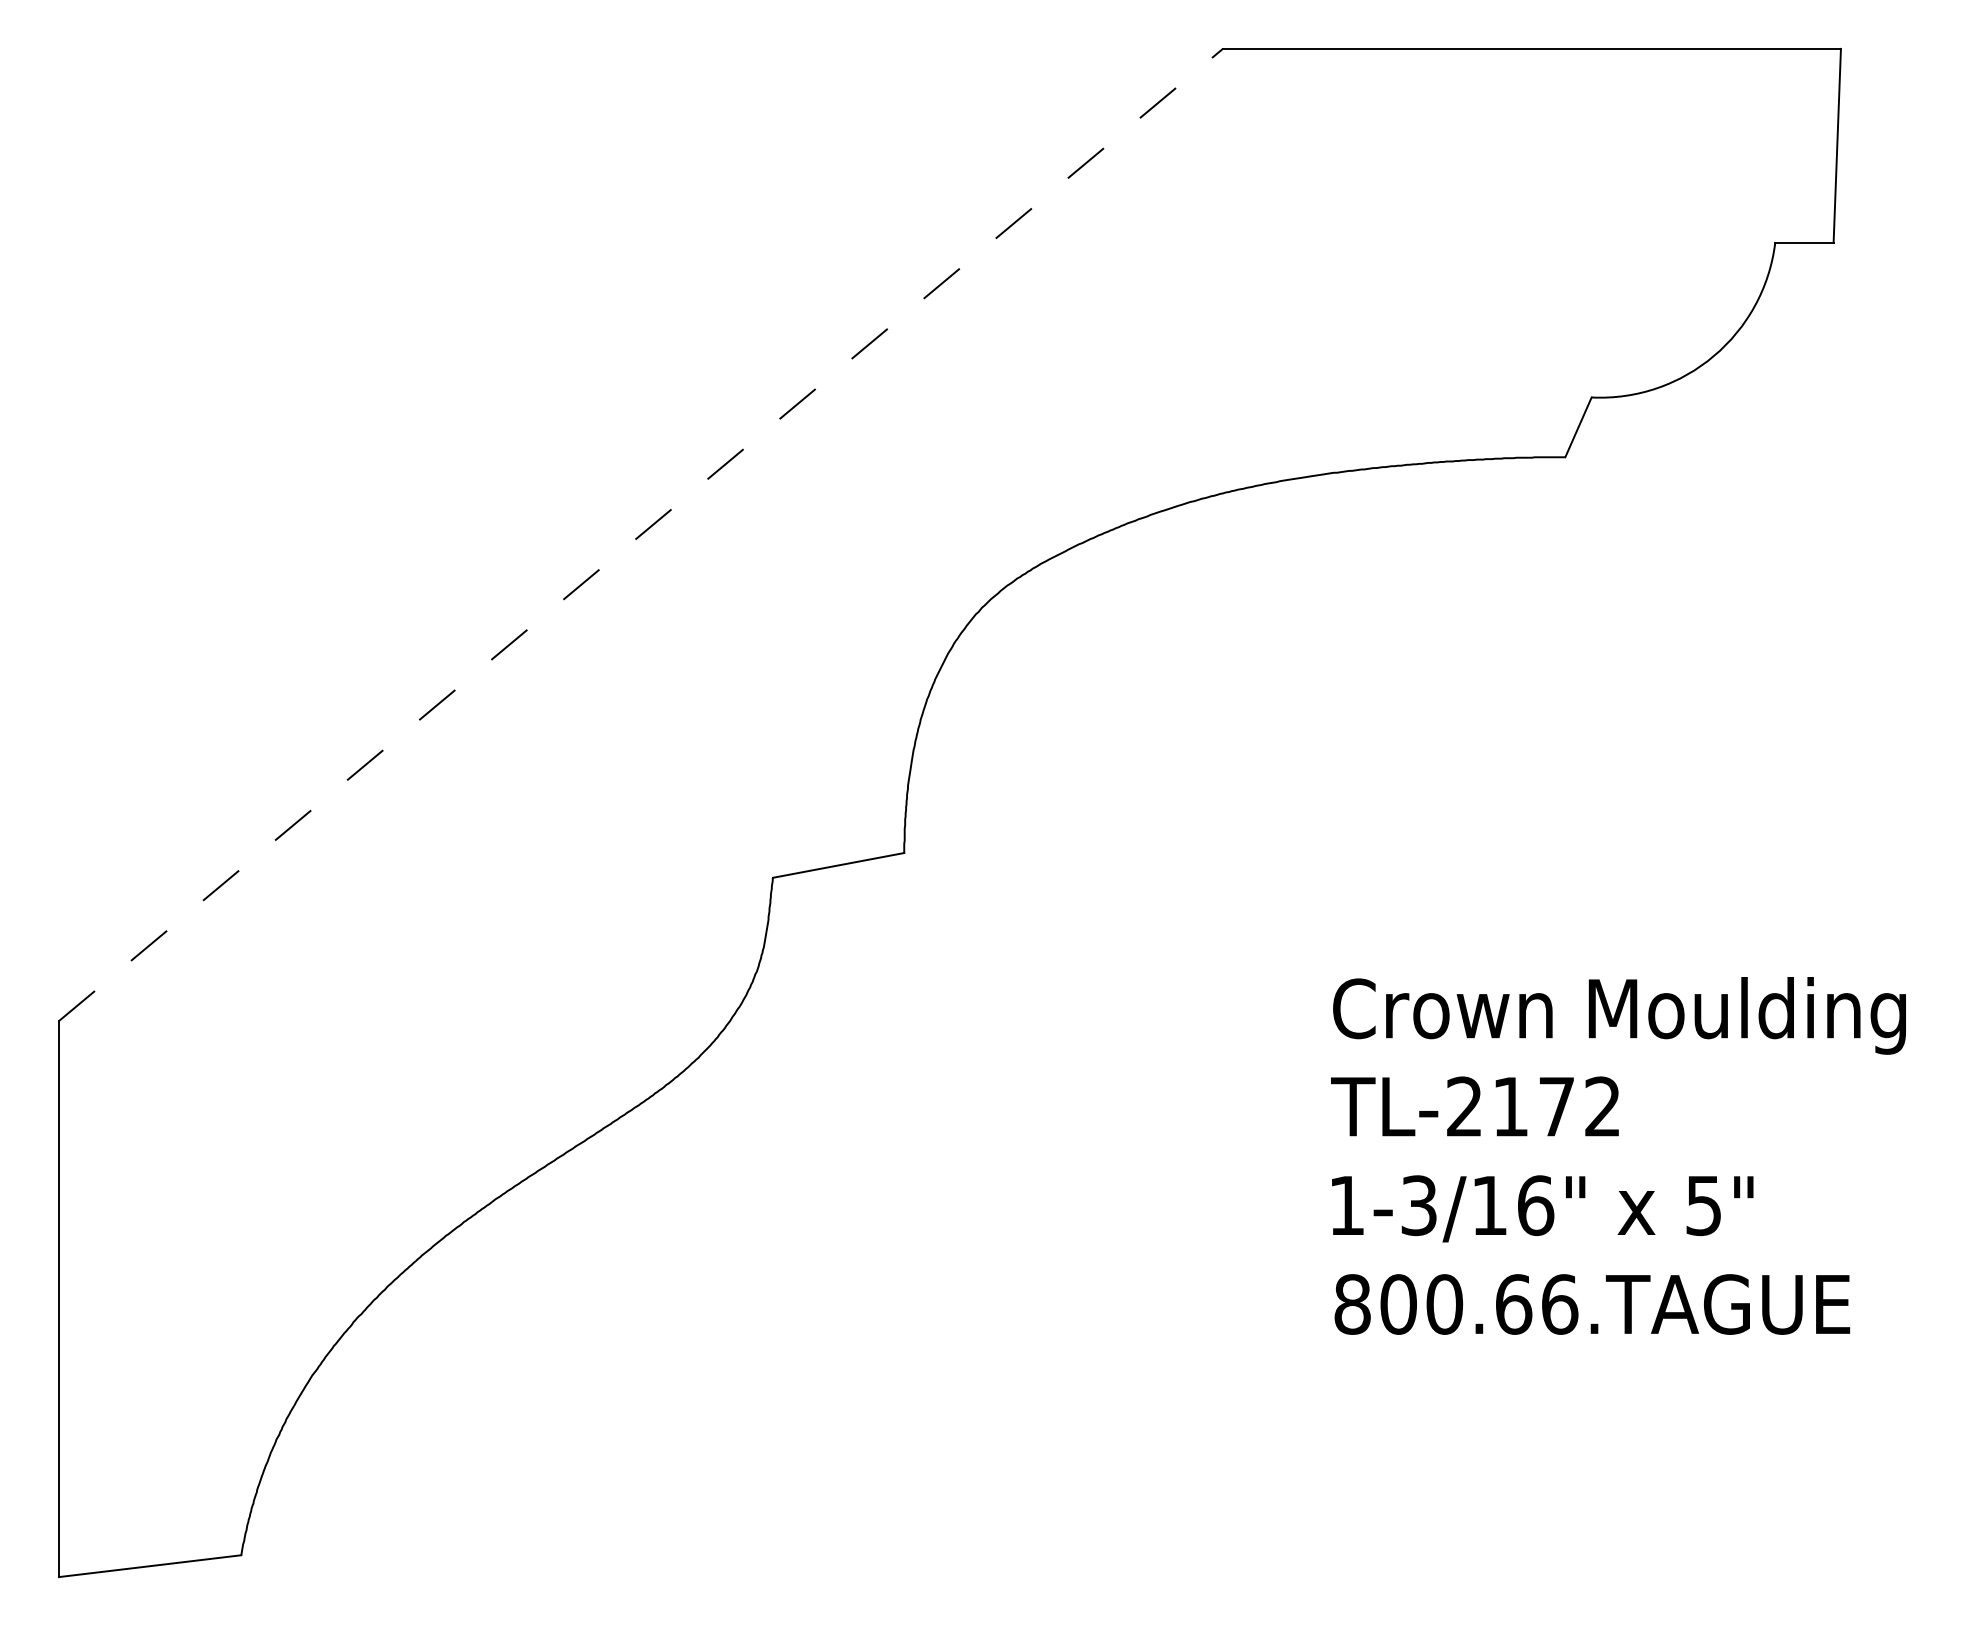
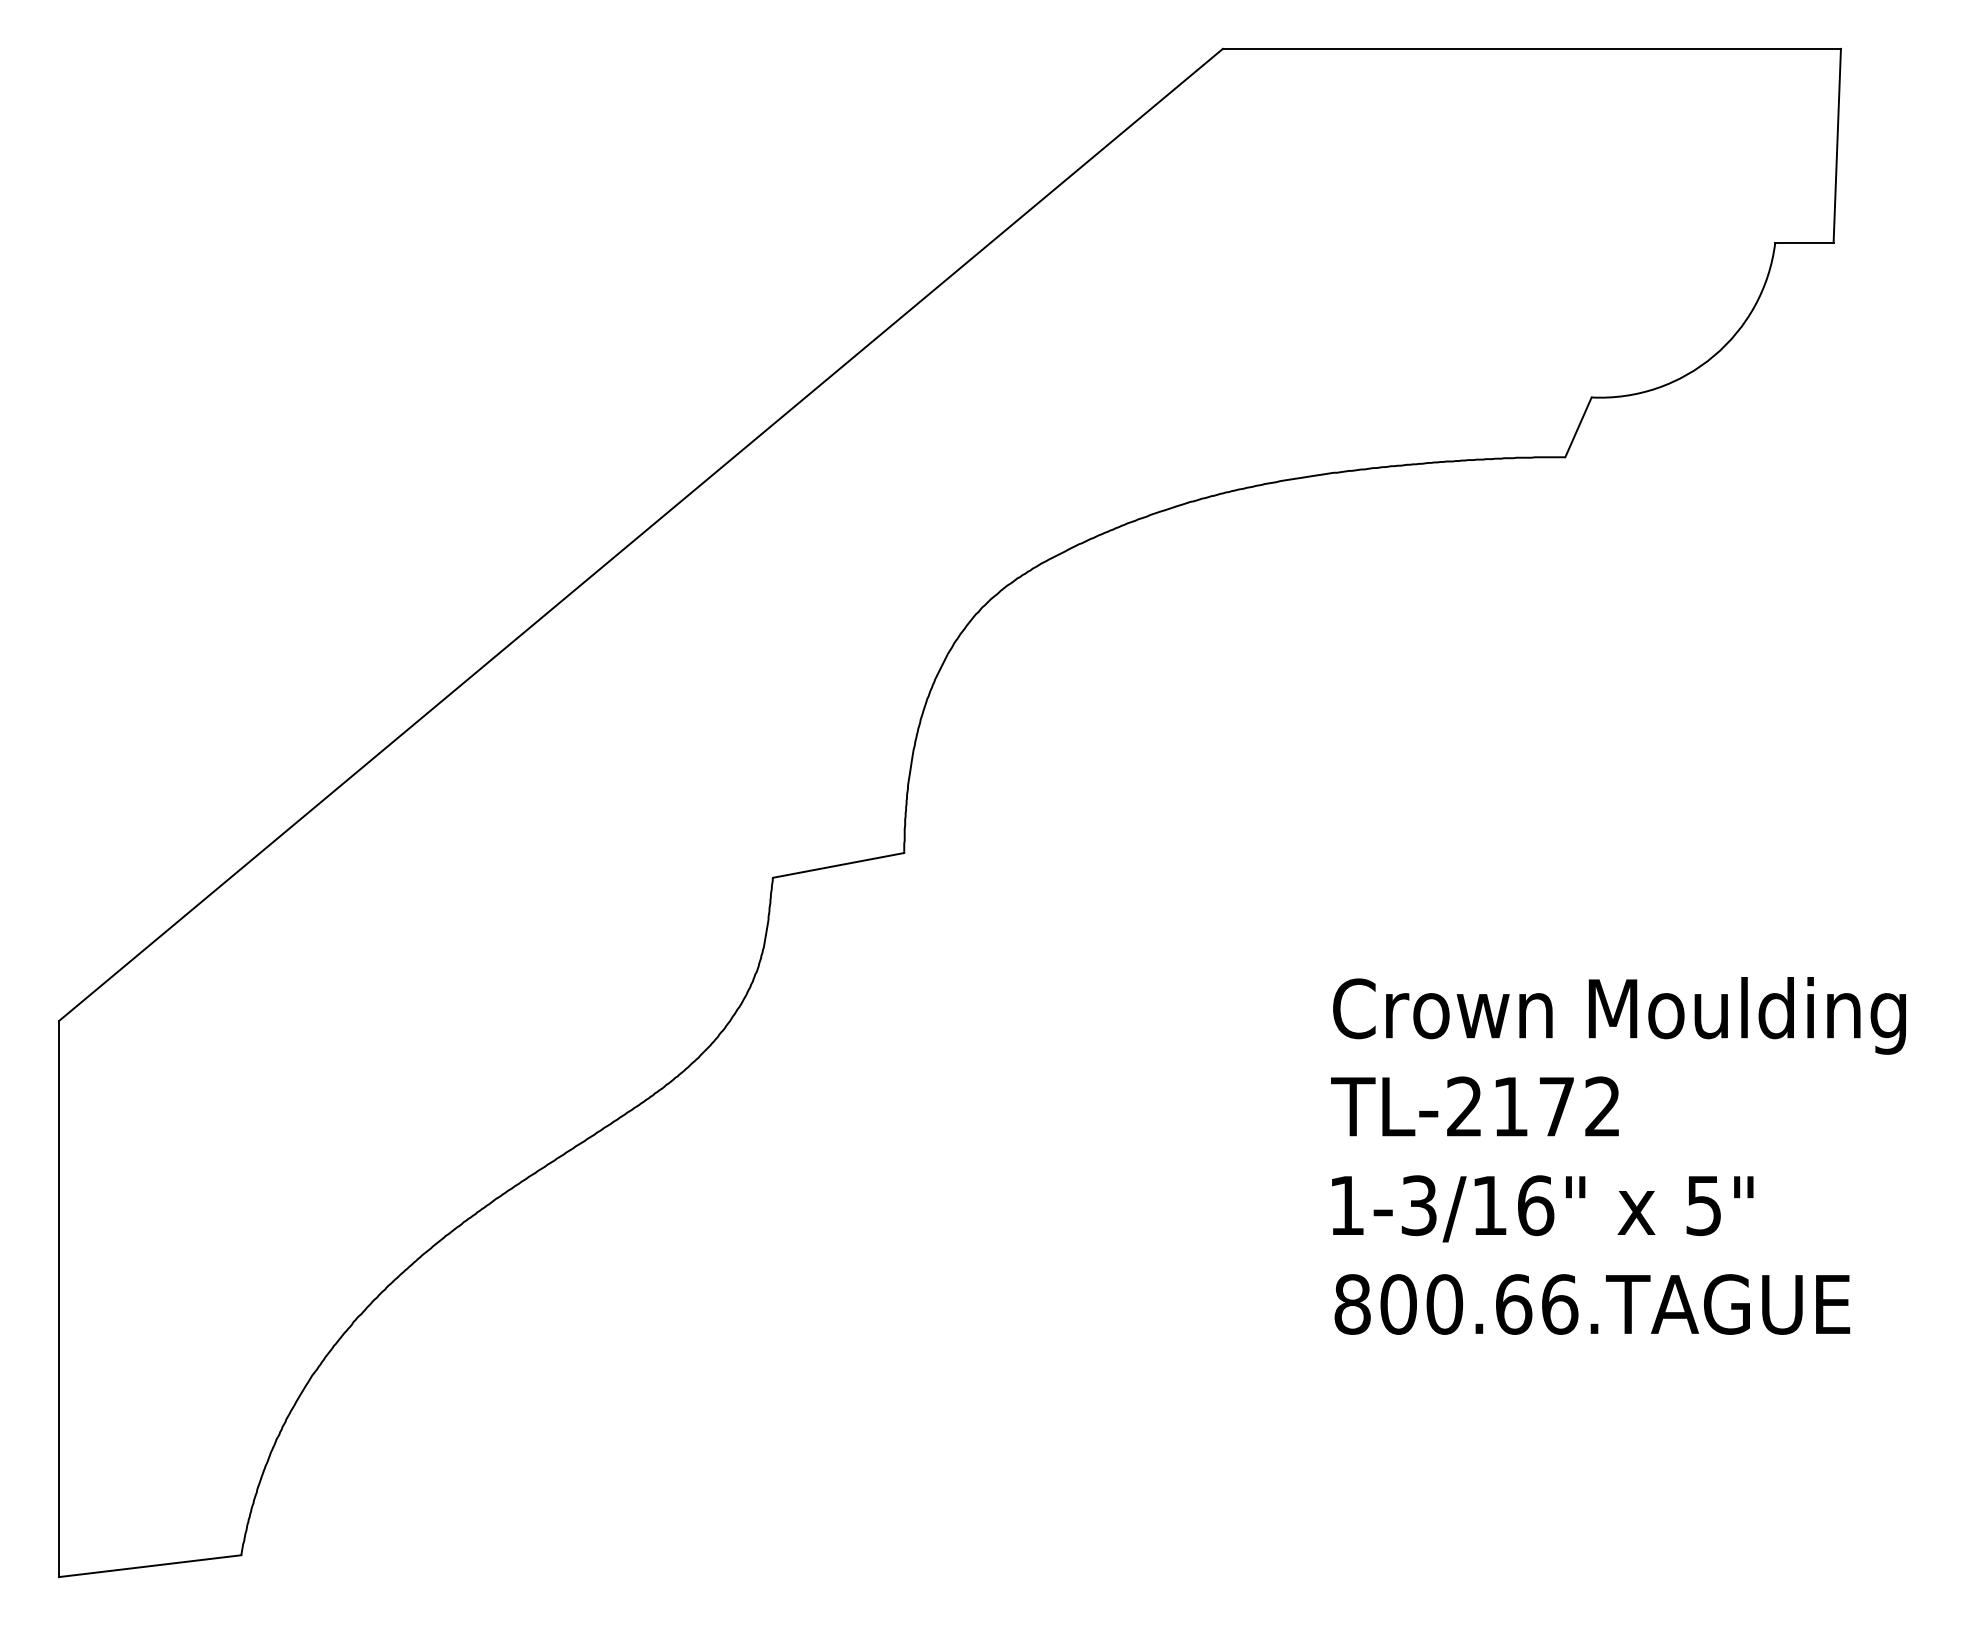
line: dashed -> solid (641, 534)
